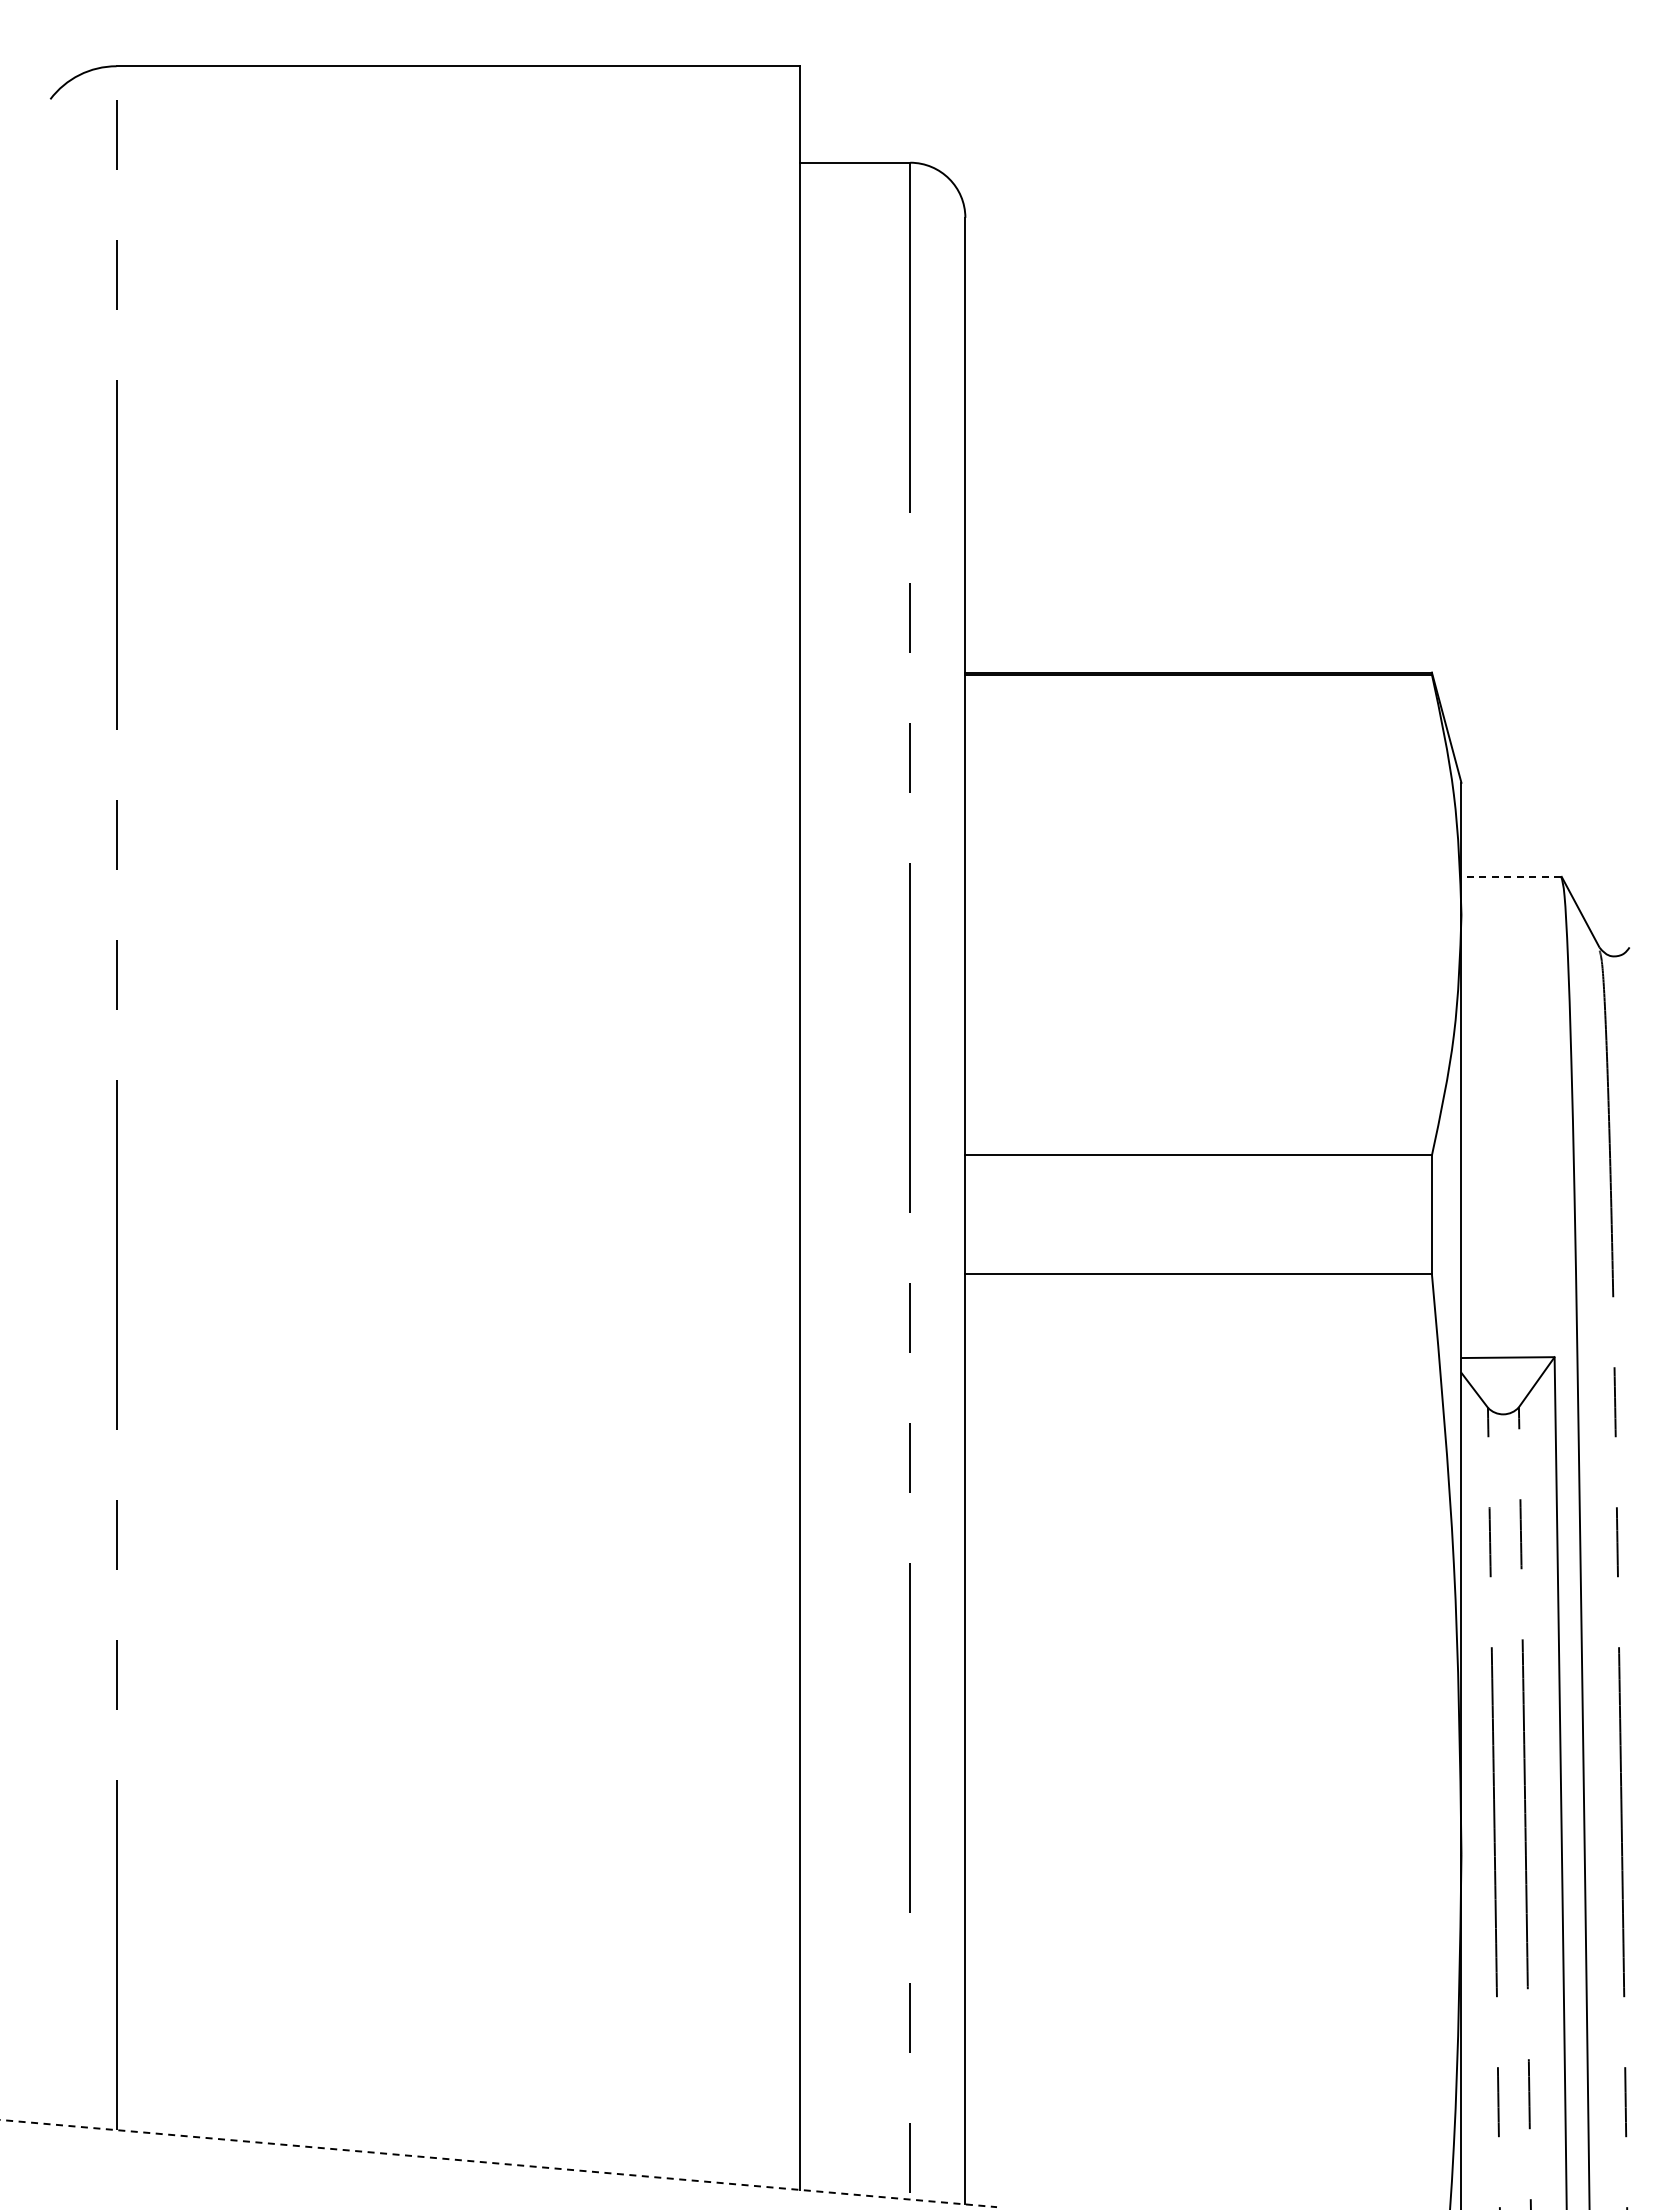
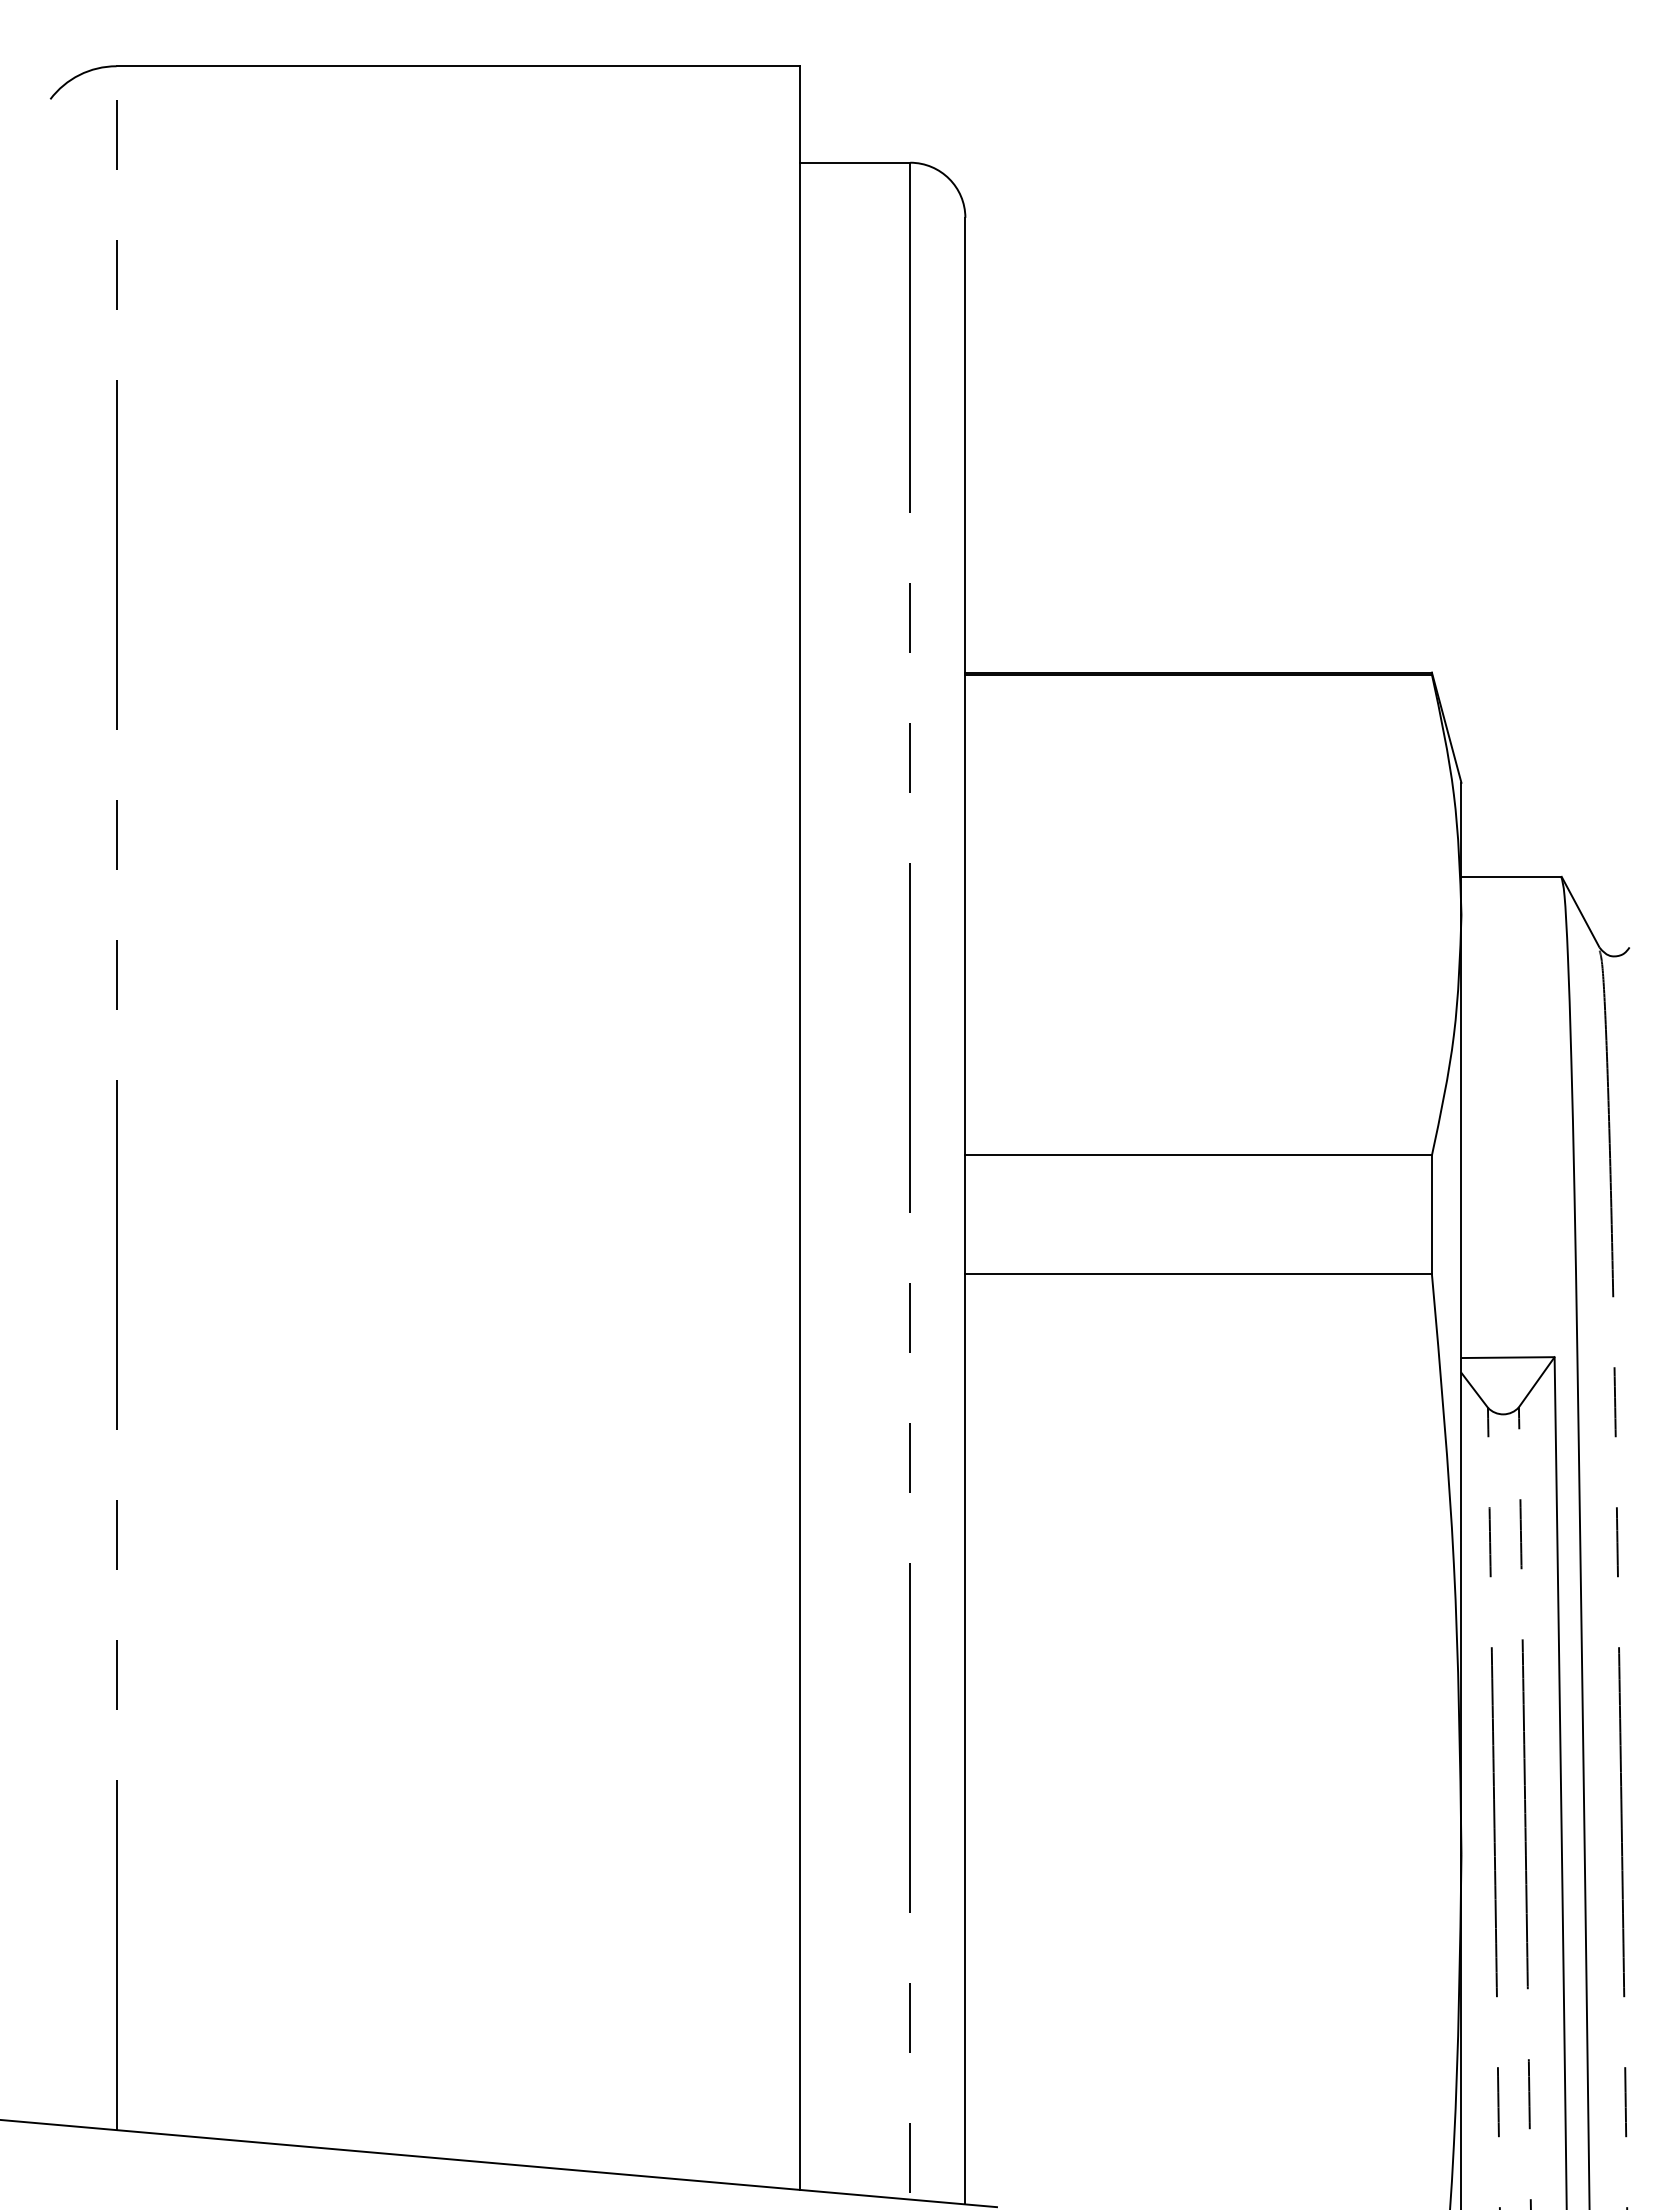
line: dashed -> solid (1511, 876)
line: dashed -> solid (499, 2163)
